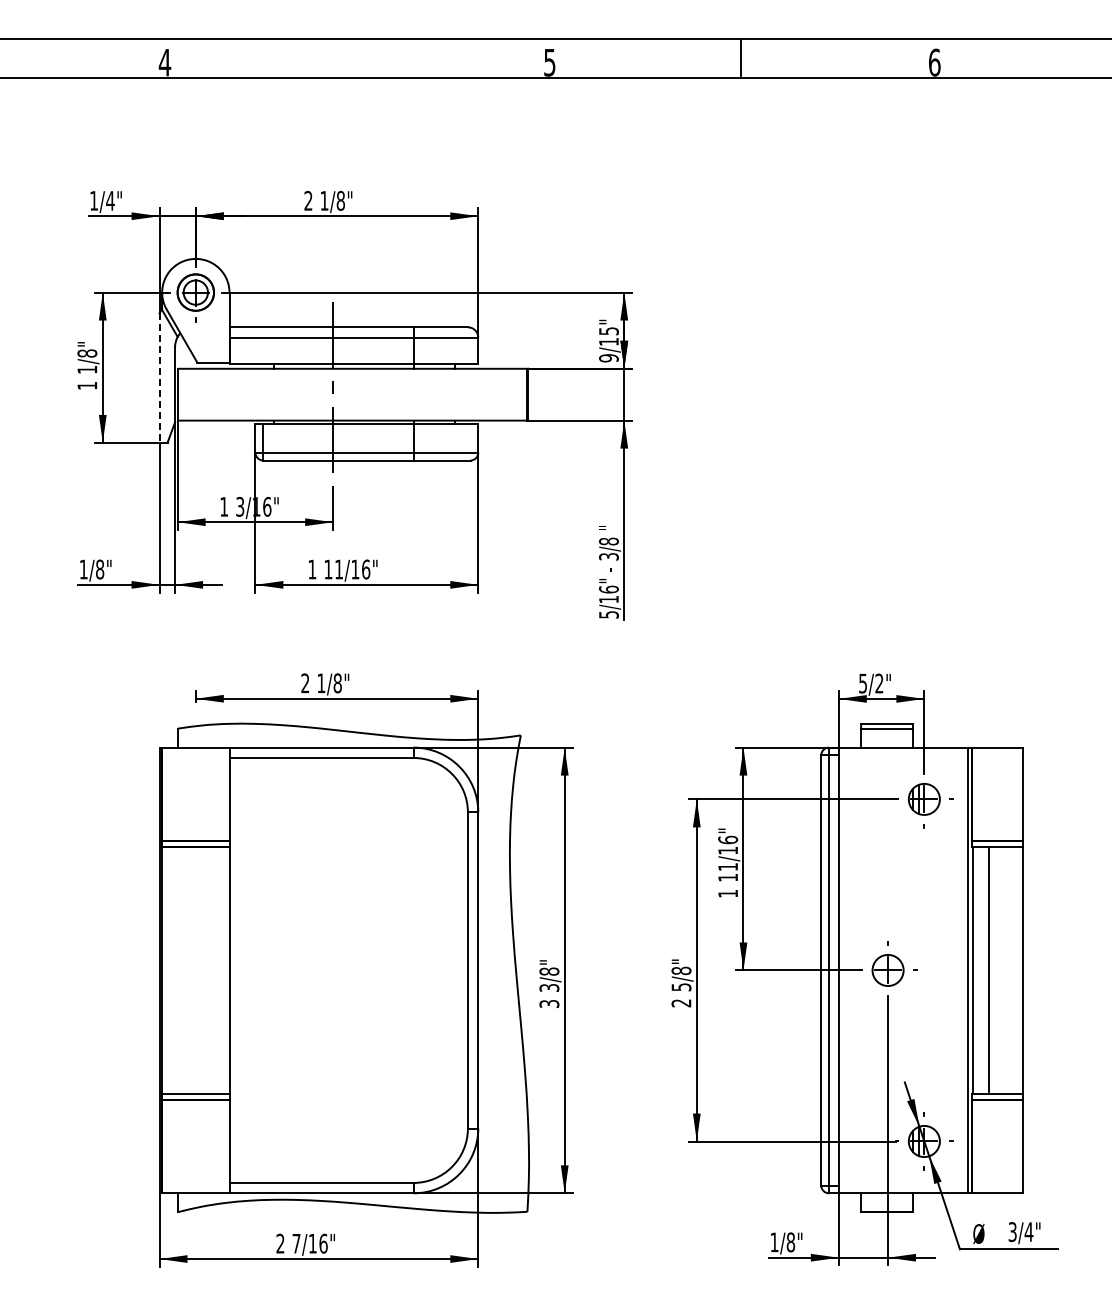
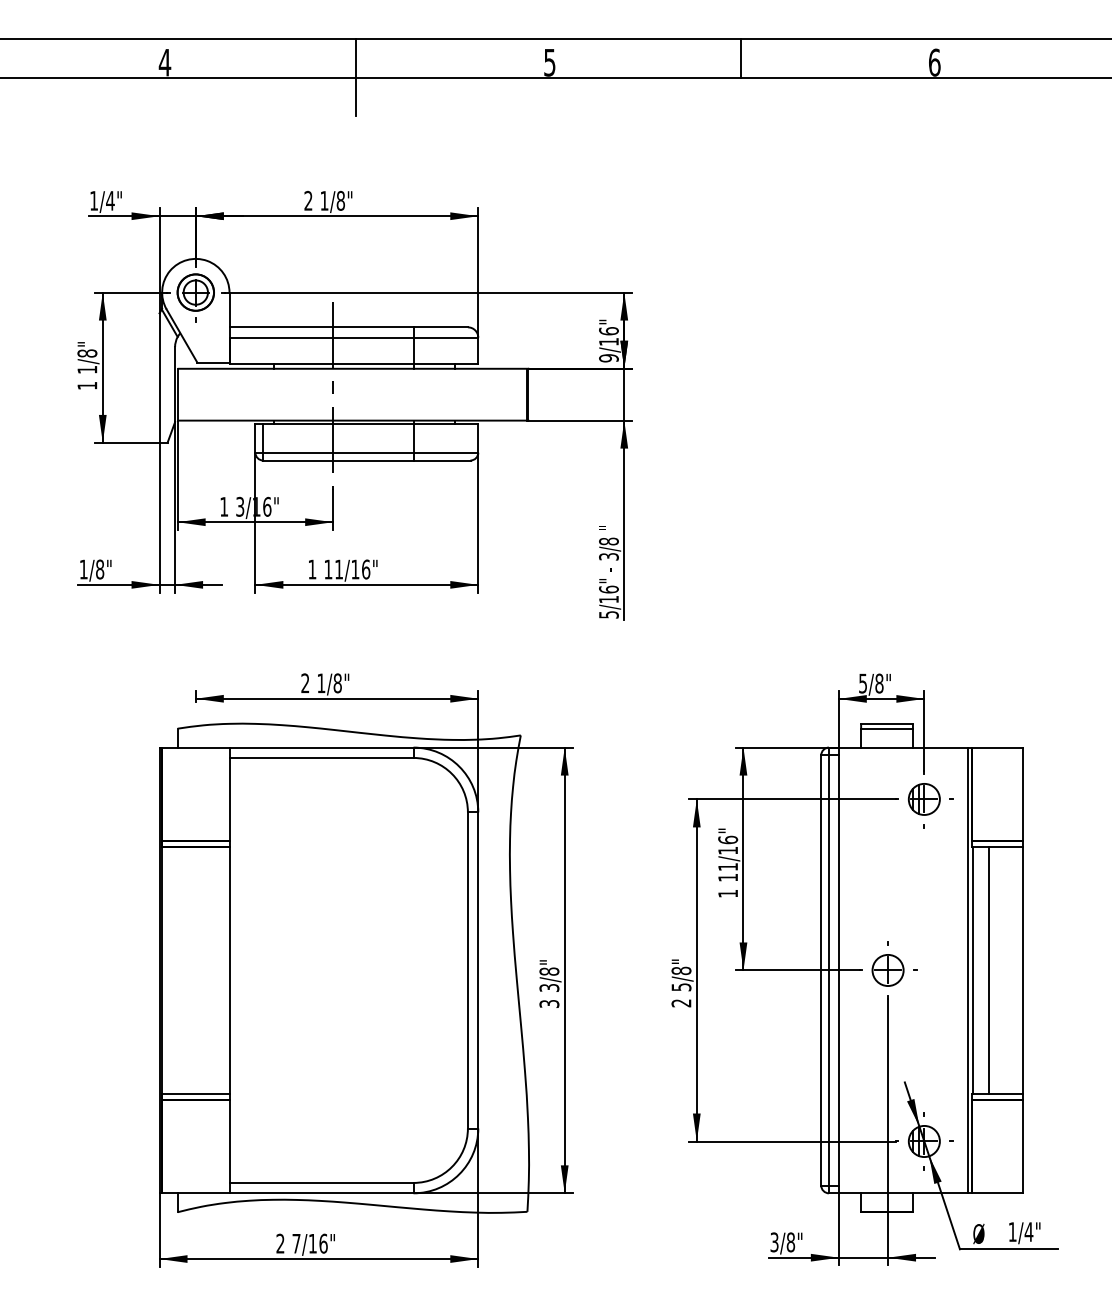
line: none -> present (356, 77)
text: 9/15" -> 9/16" (608, 331)
line: dashed -> solid (159, 378)
text: 5/2" -> 5/8" (879, 683)
text: 3/4" -> 1/4" (1012, 1232)
text: 1/8" -> 3/8" (774, 1242)
